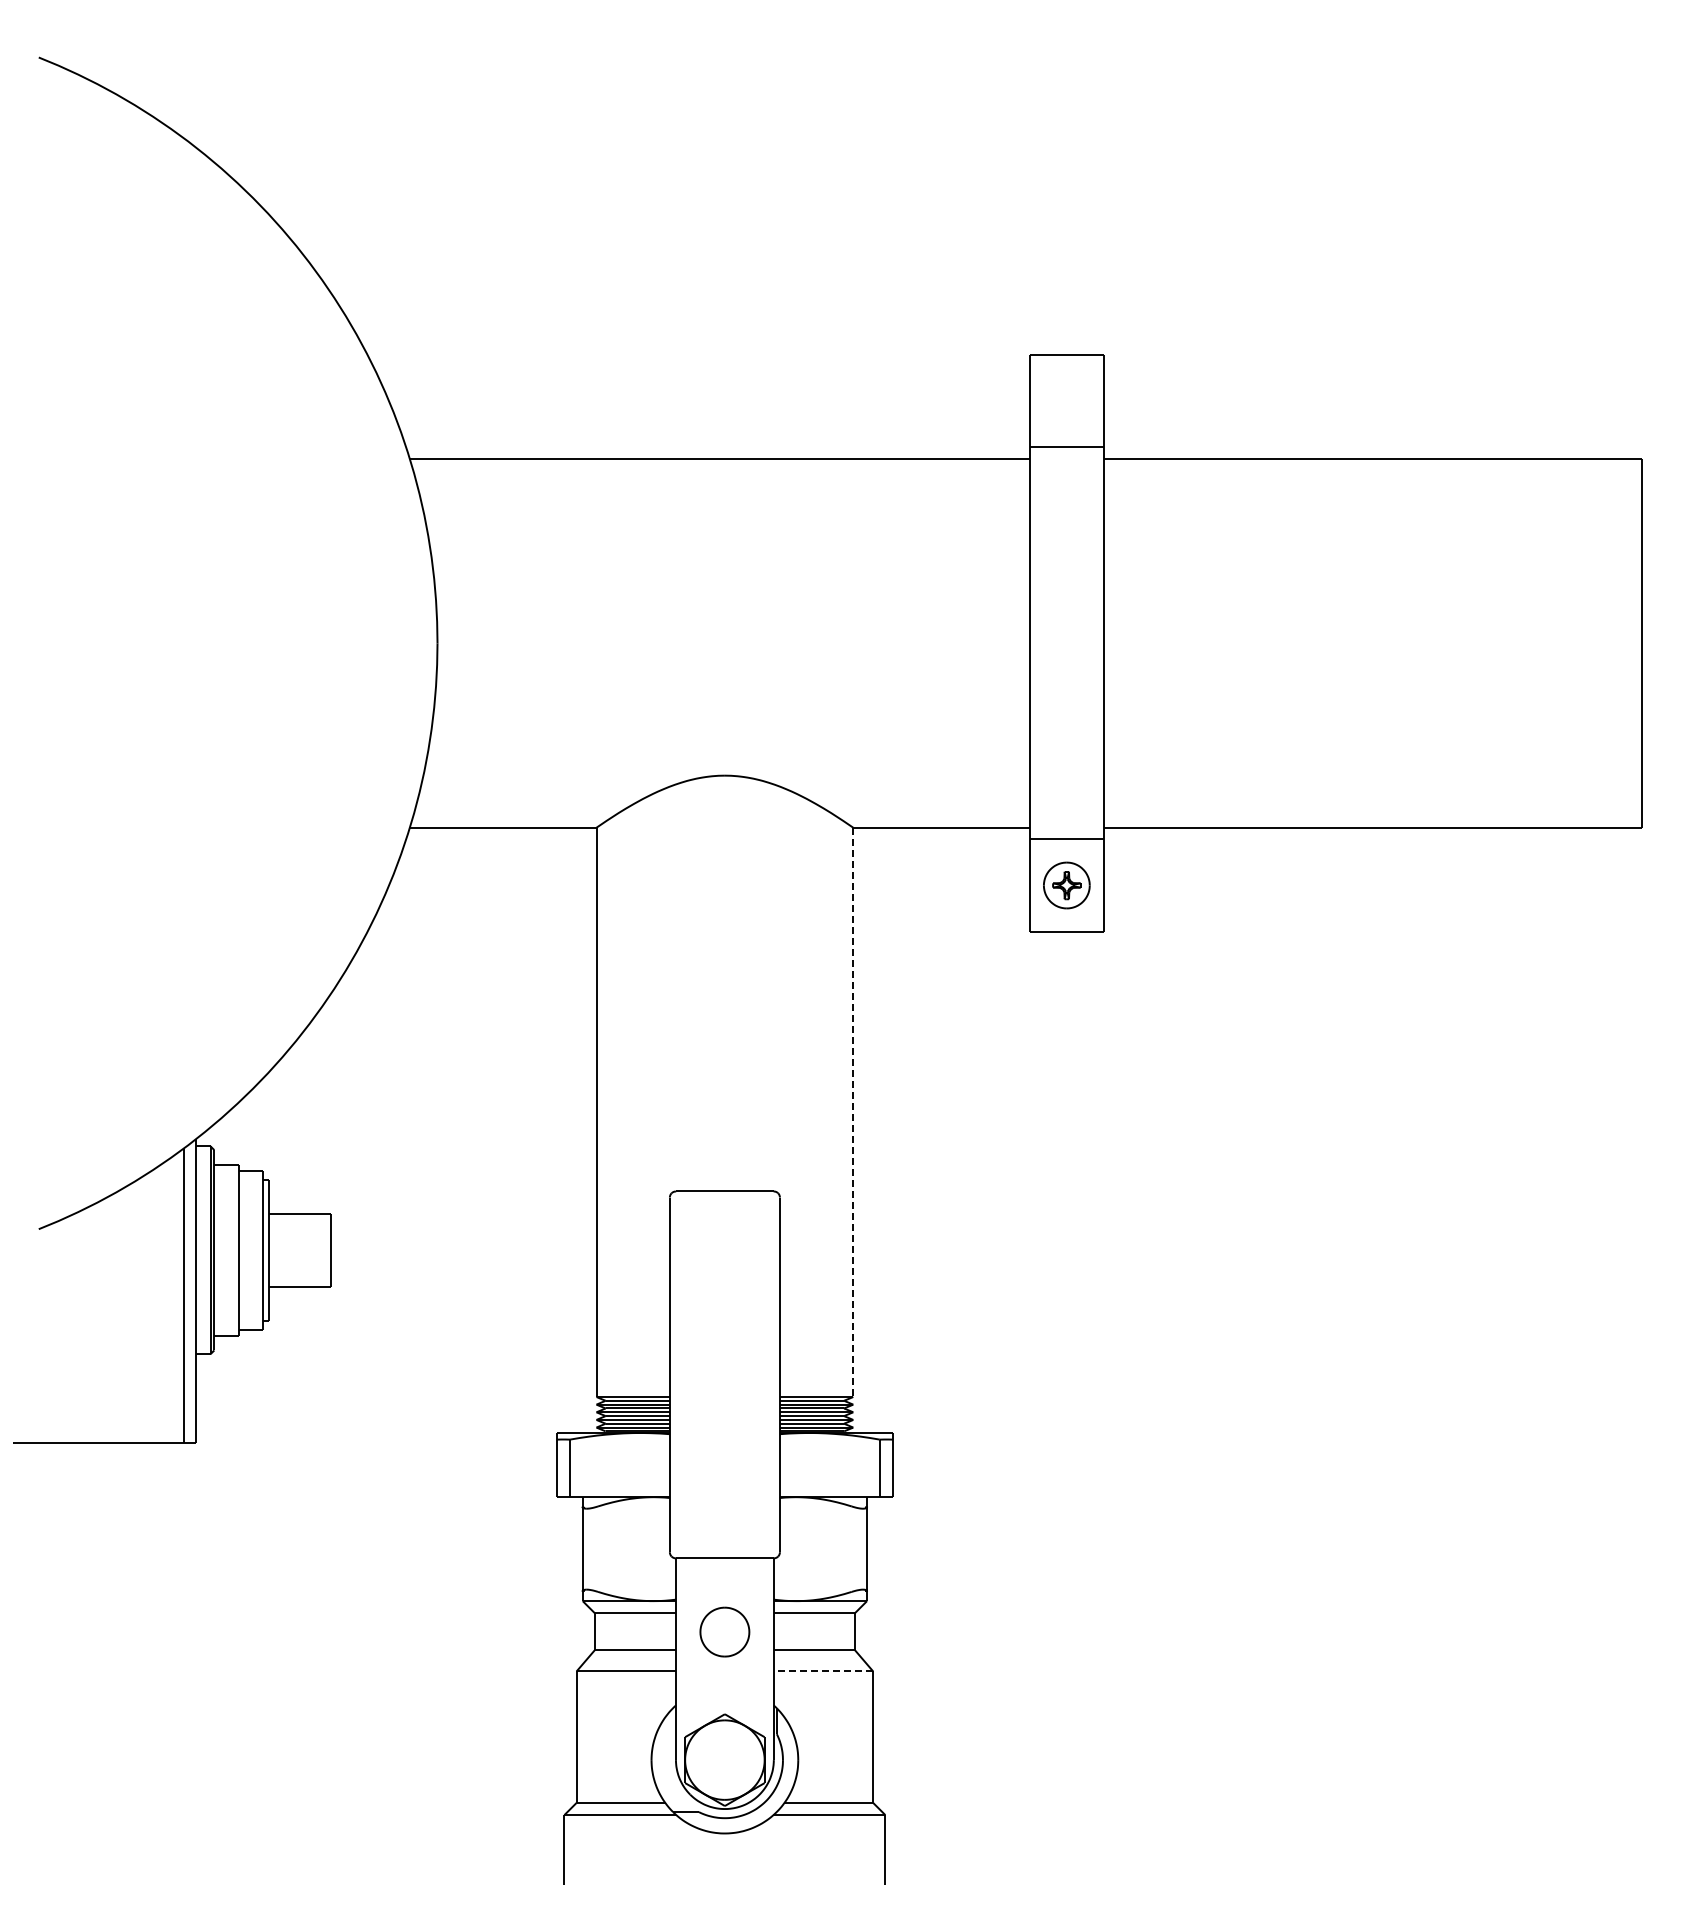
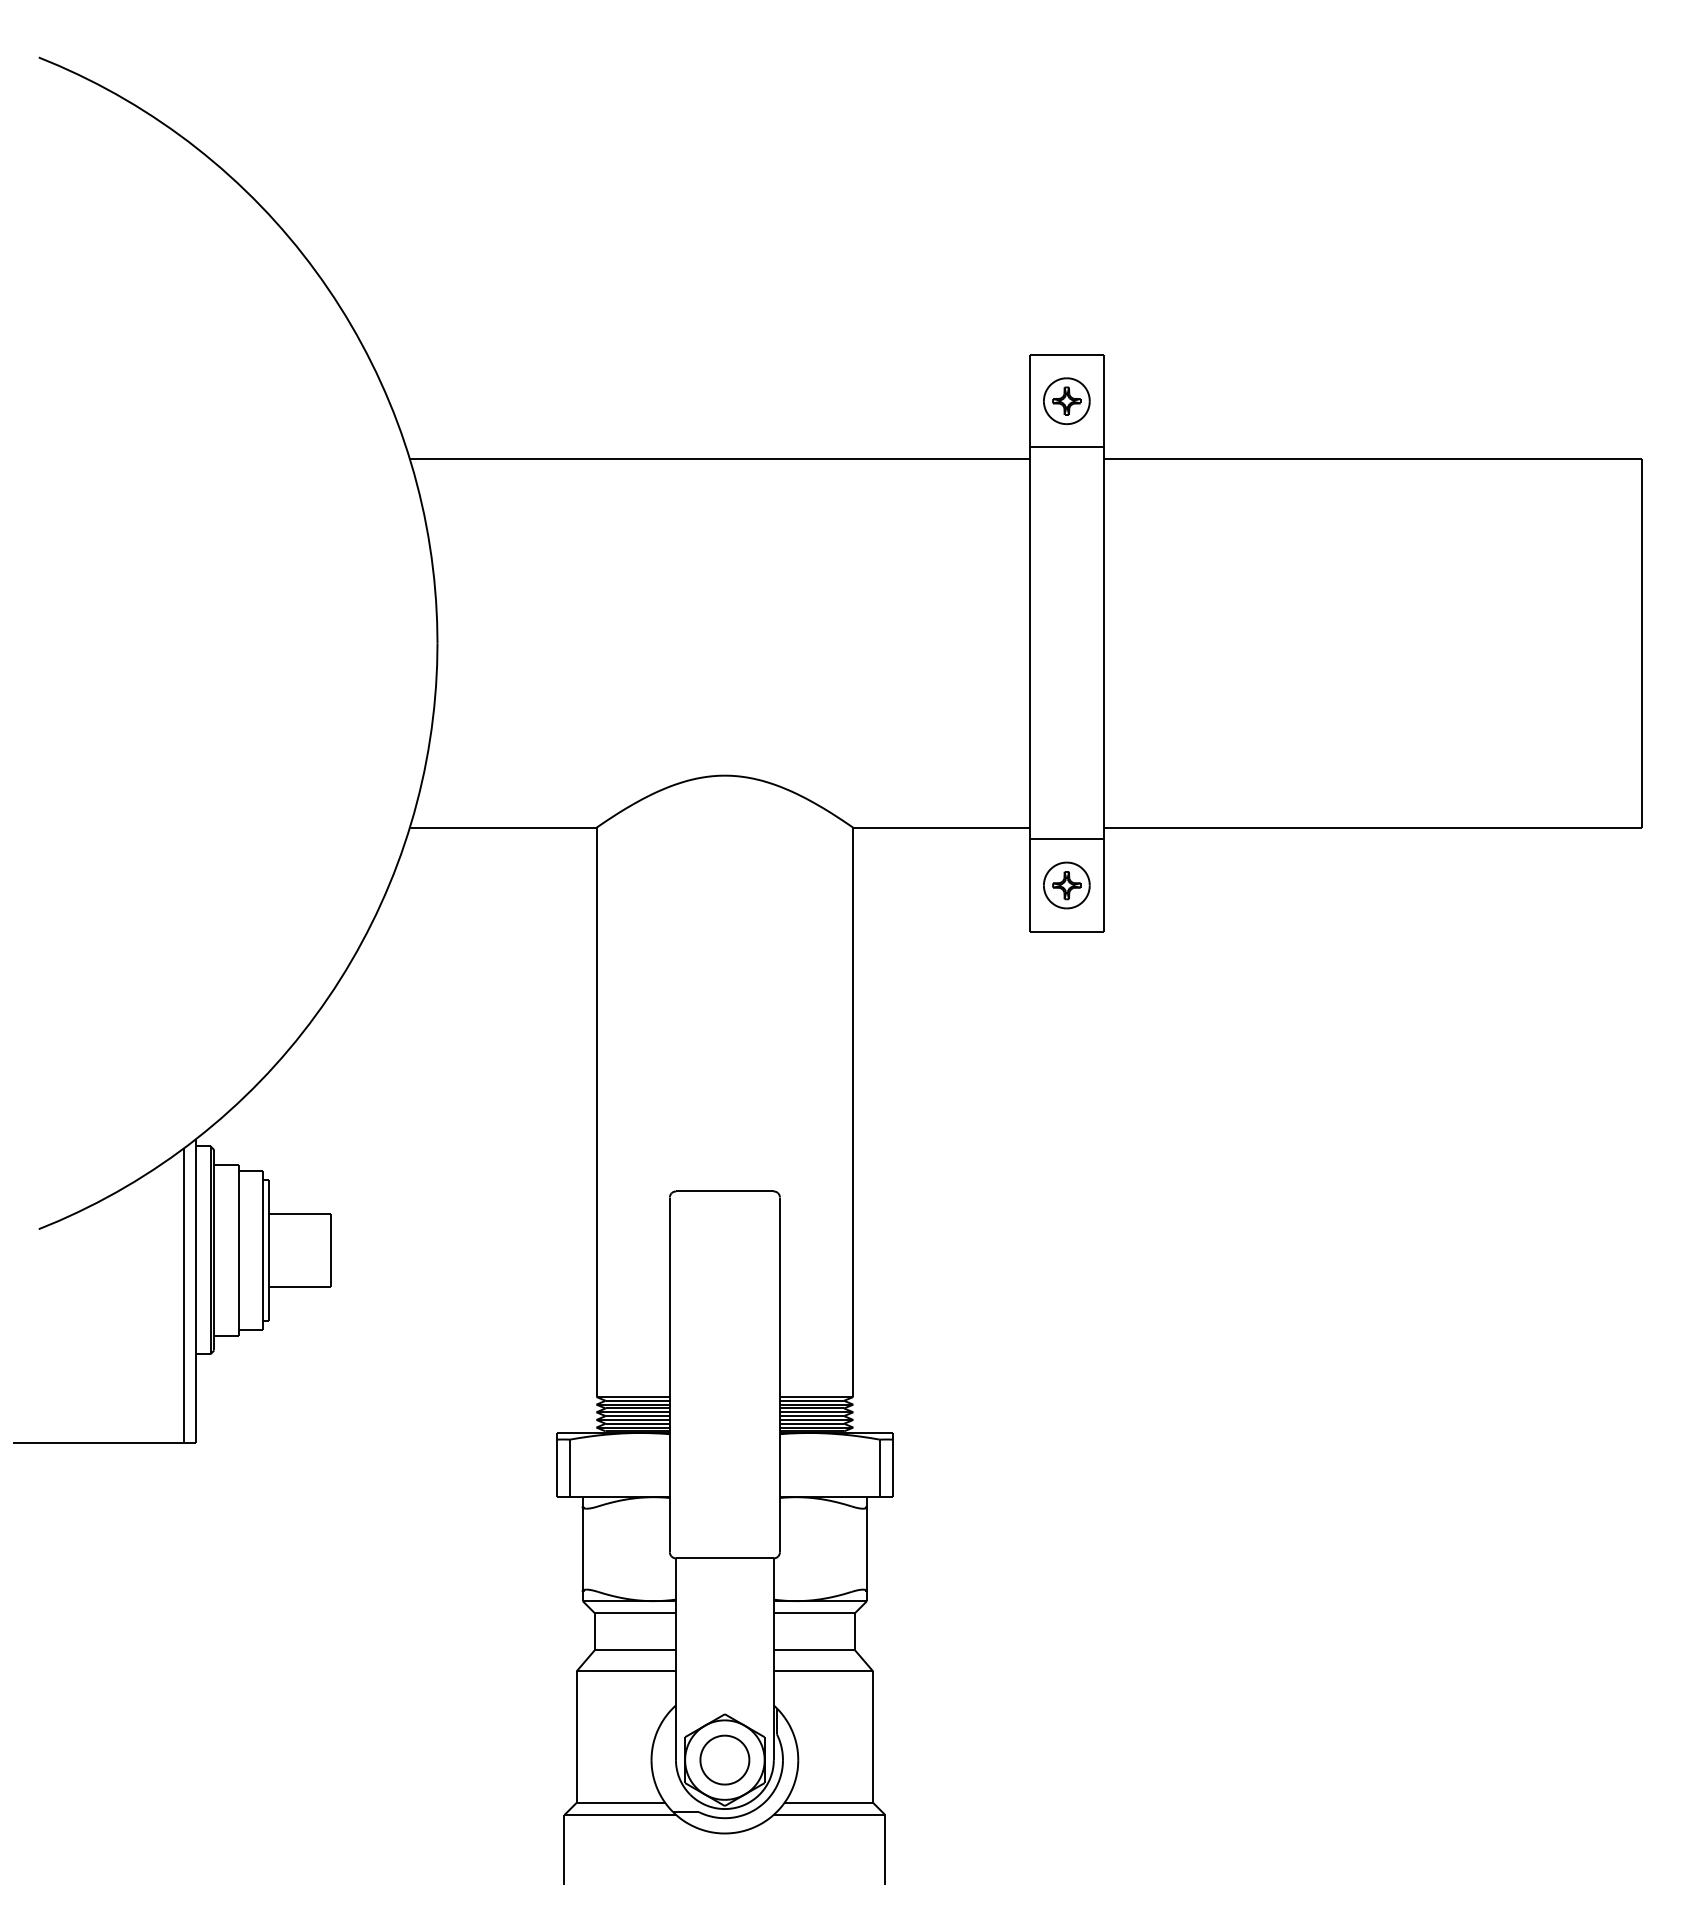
part: none -> present (1066, 400)
line: dashed -> solid (853, 1112)
part position: (724, 1631) -> (724, 1759) (724, 1759)
line: dashed -> solid (823, 1671)
